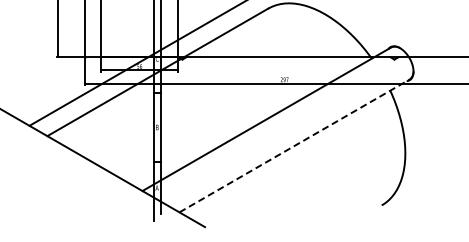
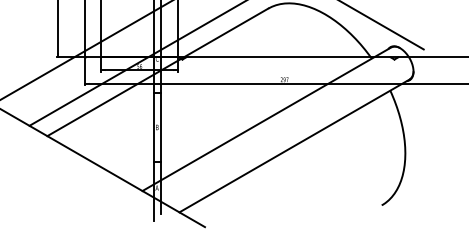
line: none -> present (382, 25)
line: none -> present (85, 50)
line: dashed -> solid (294, 145)
